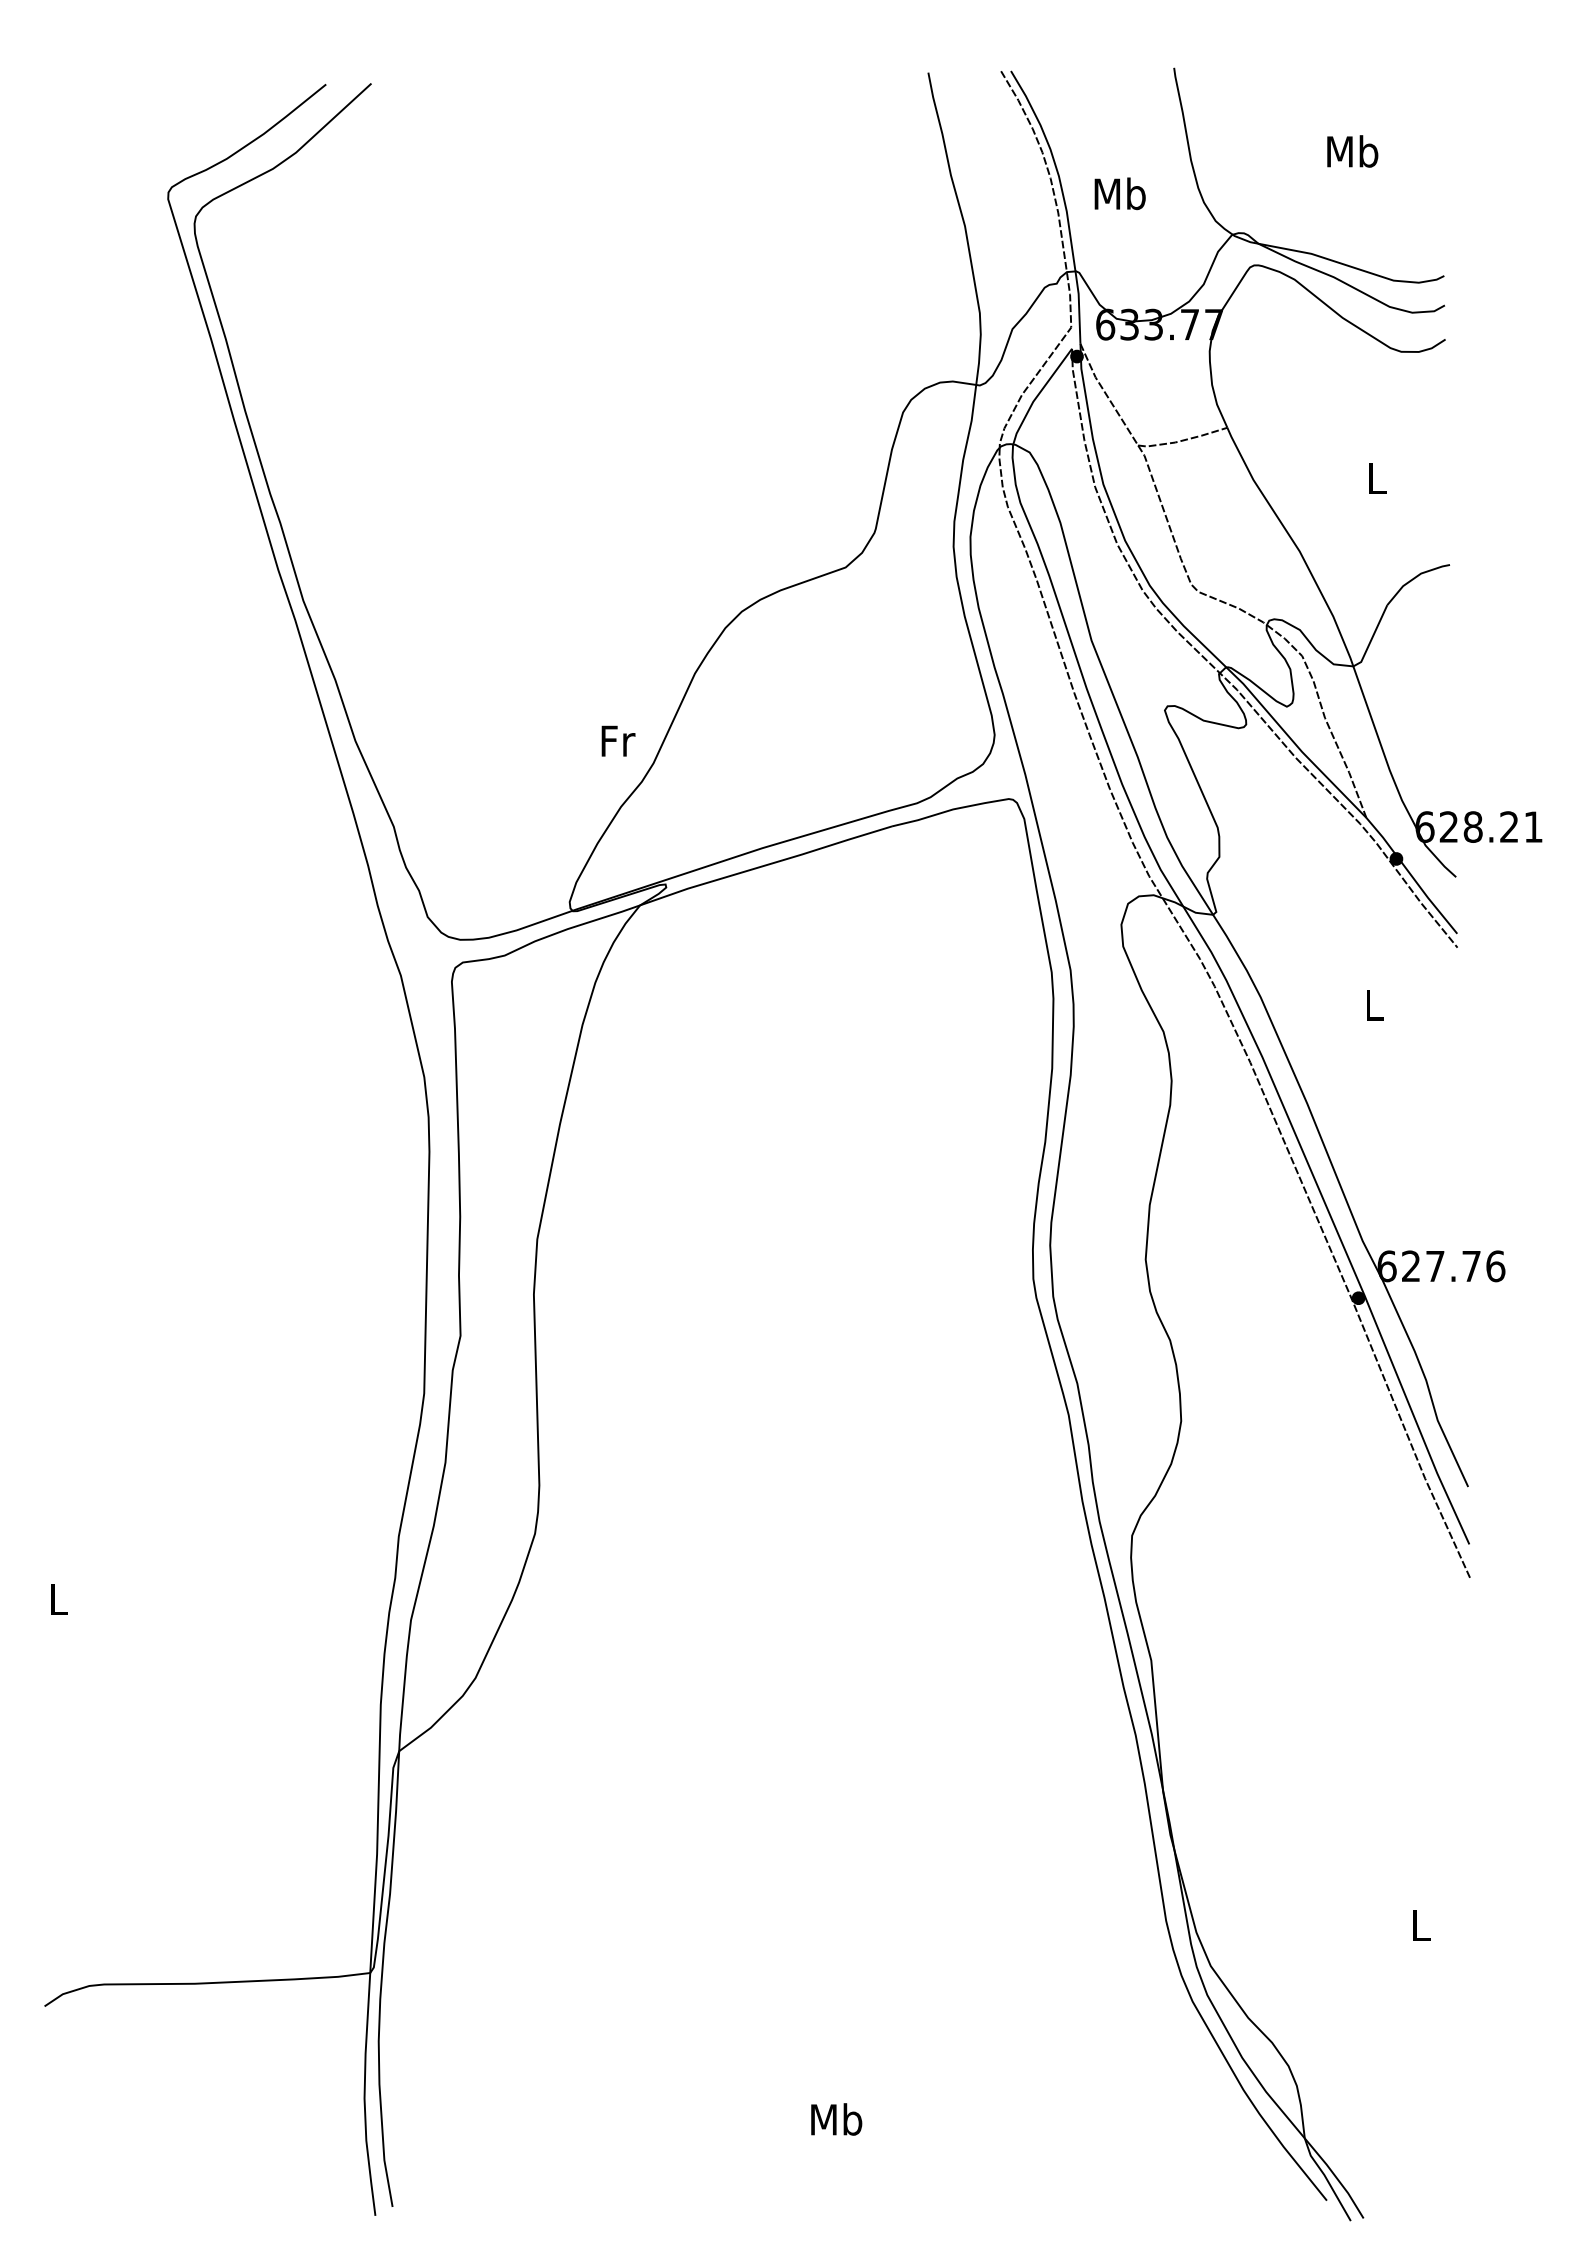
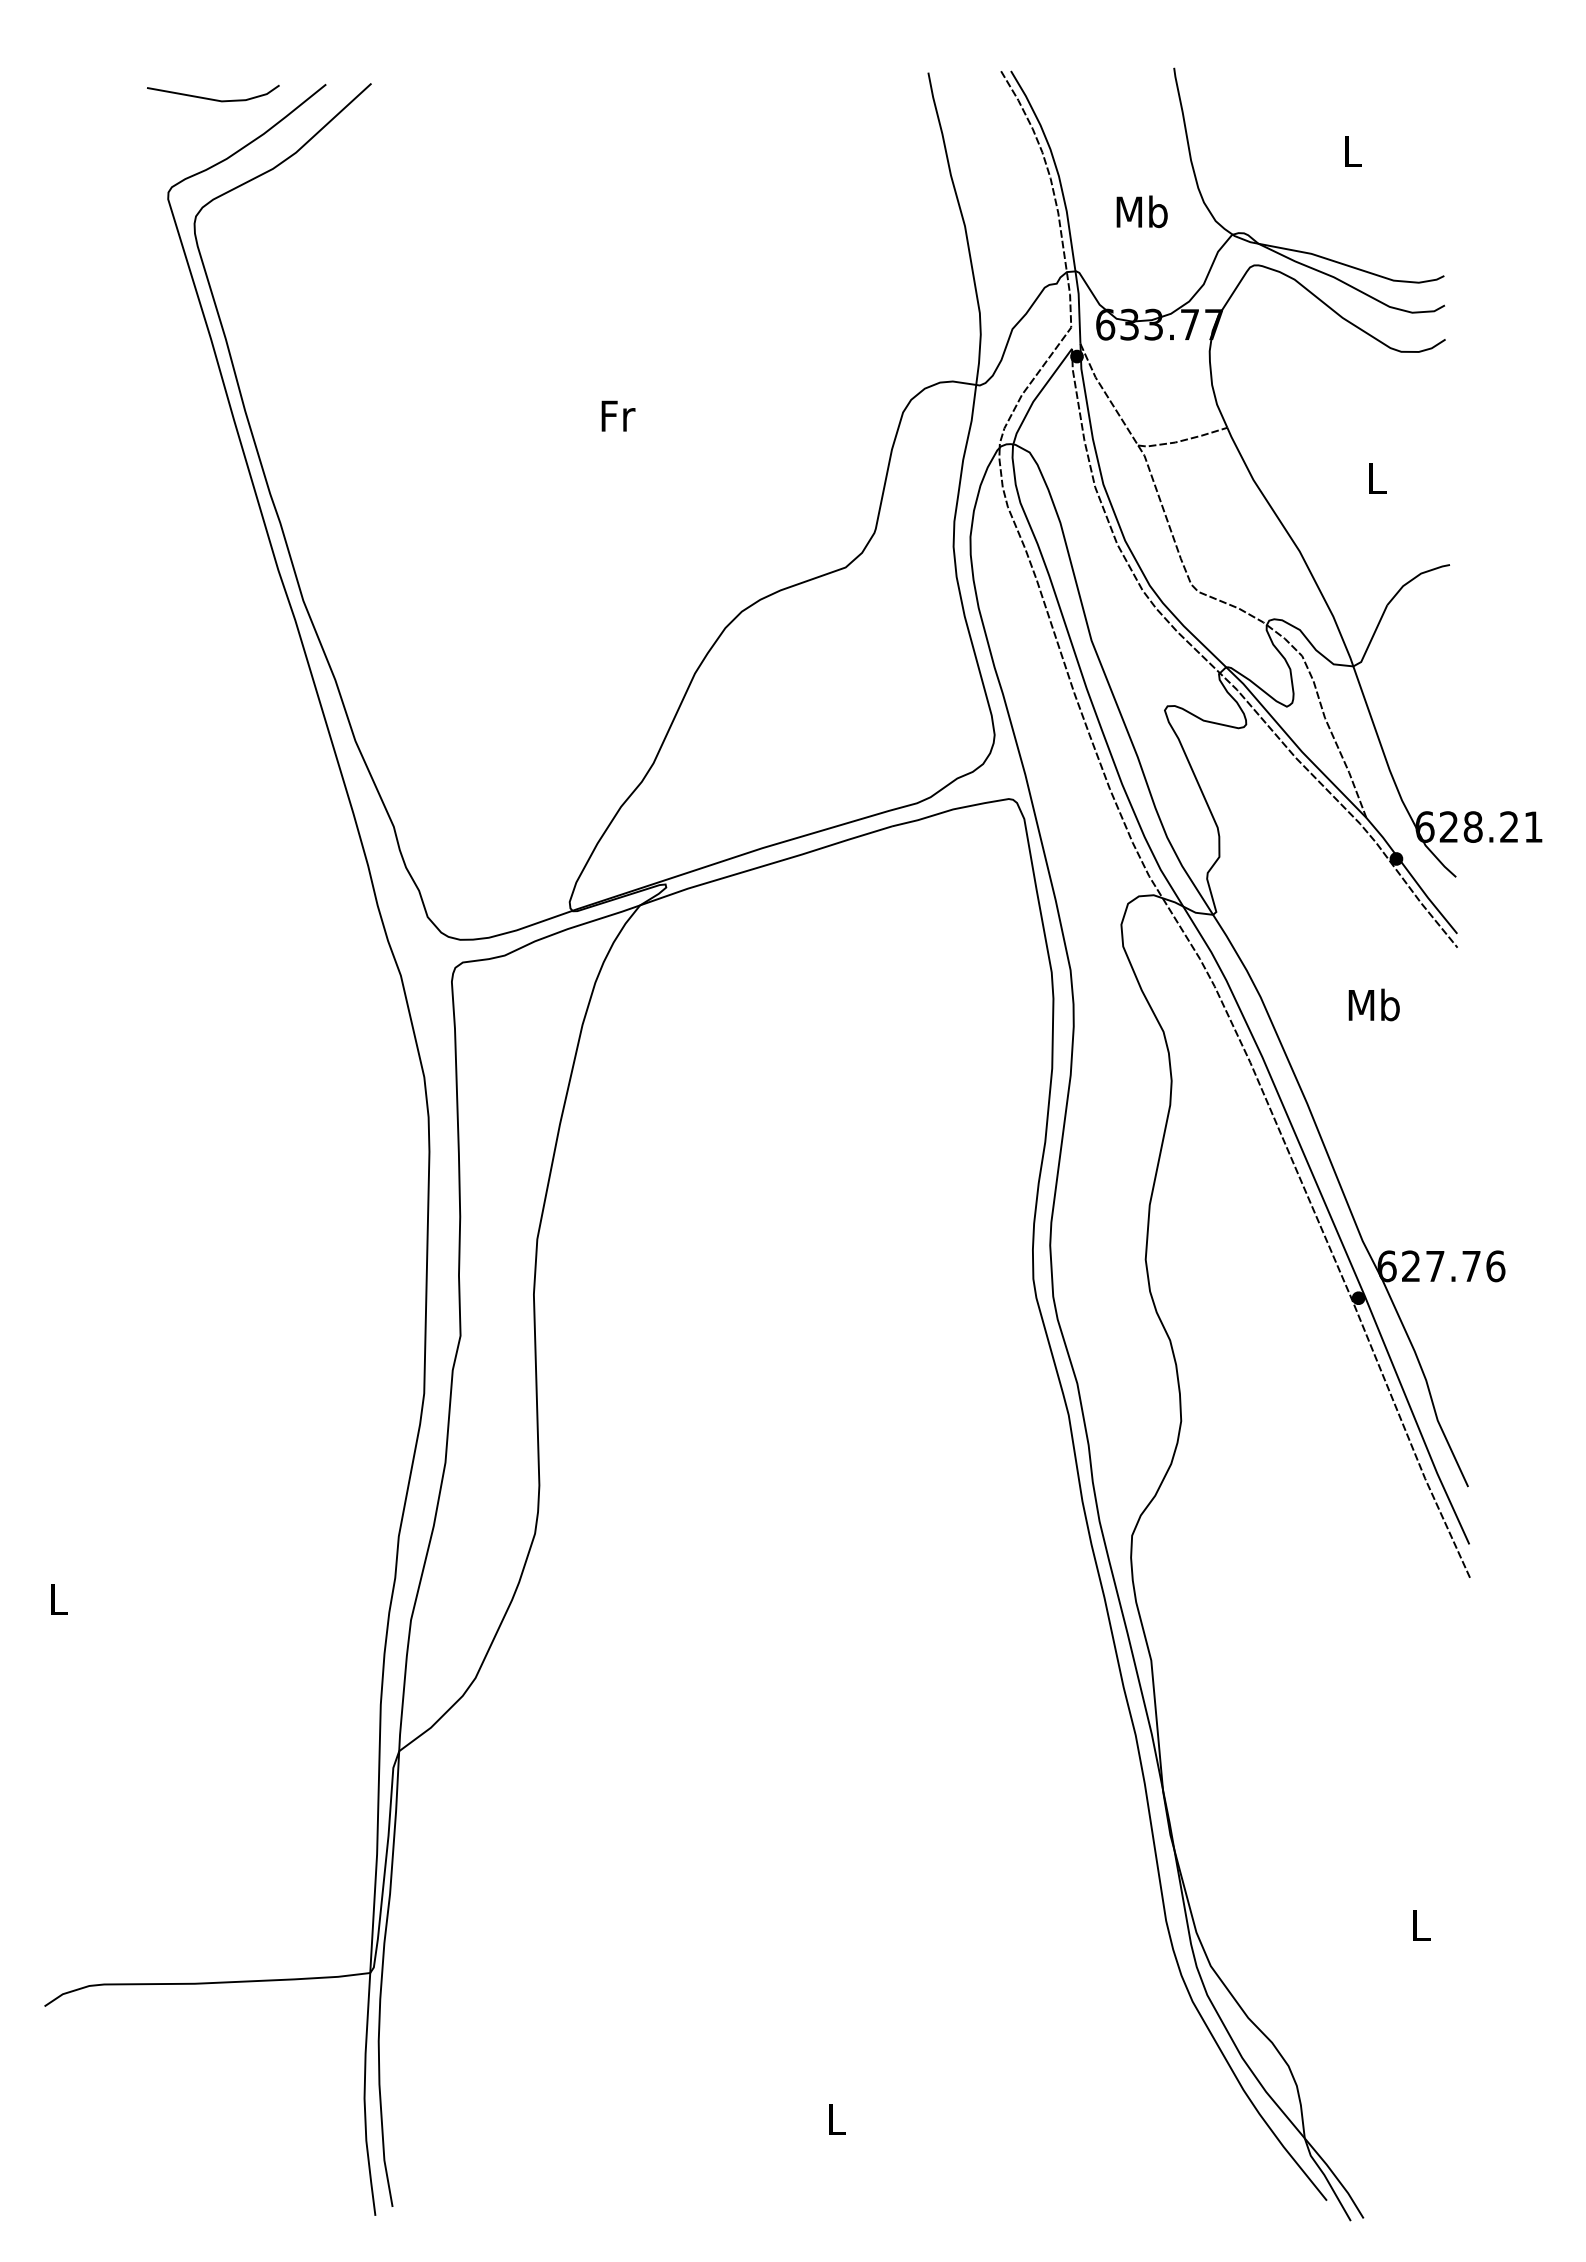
line: none -> present (212, 98)
text: Mb -> L (1352, 151)
text position: (1119, 193) -> (1141, 211) (1141, 211)
text position: (618, 740) -> (618, 415) (618, 415)
text: L -> Mb (1373, 1004)
text: Mb -> L (836, 2119)
